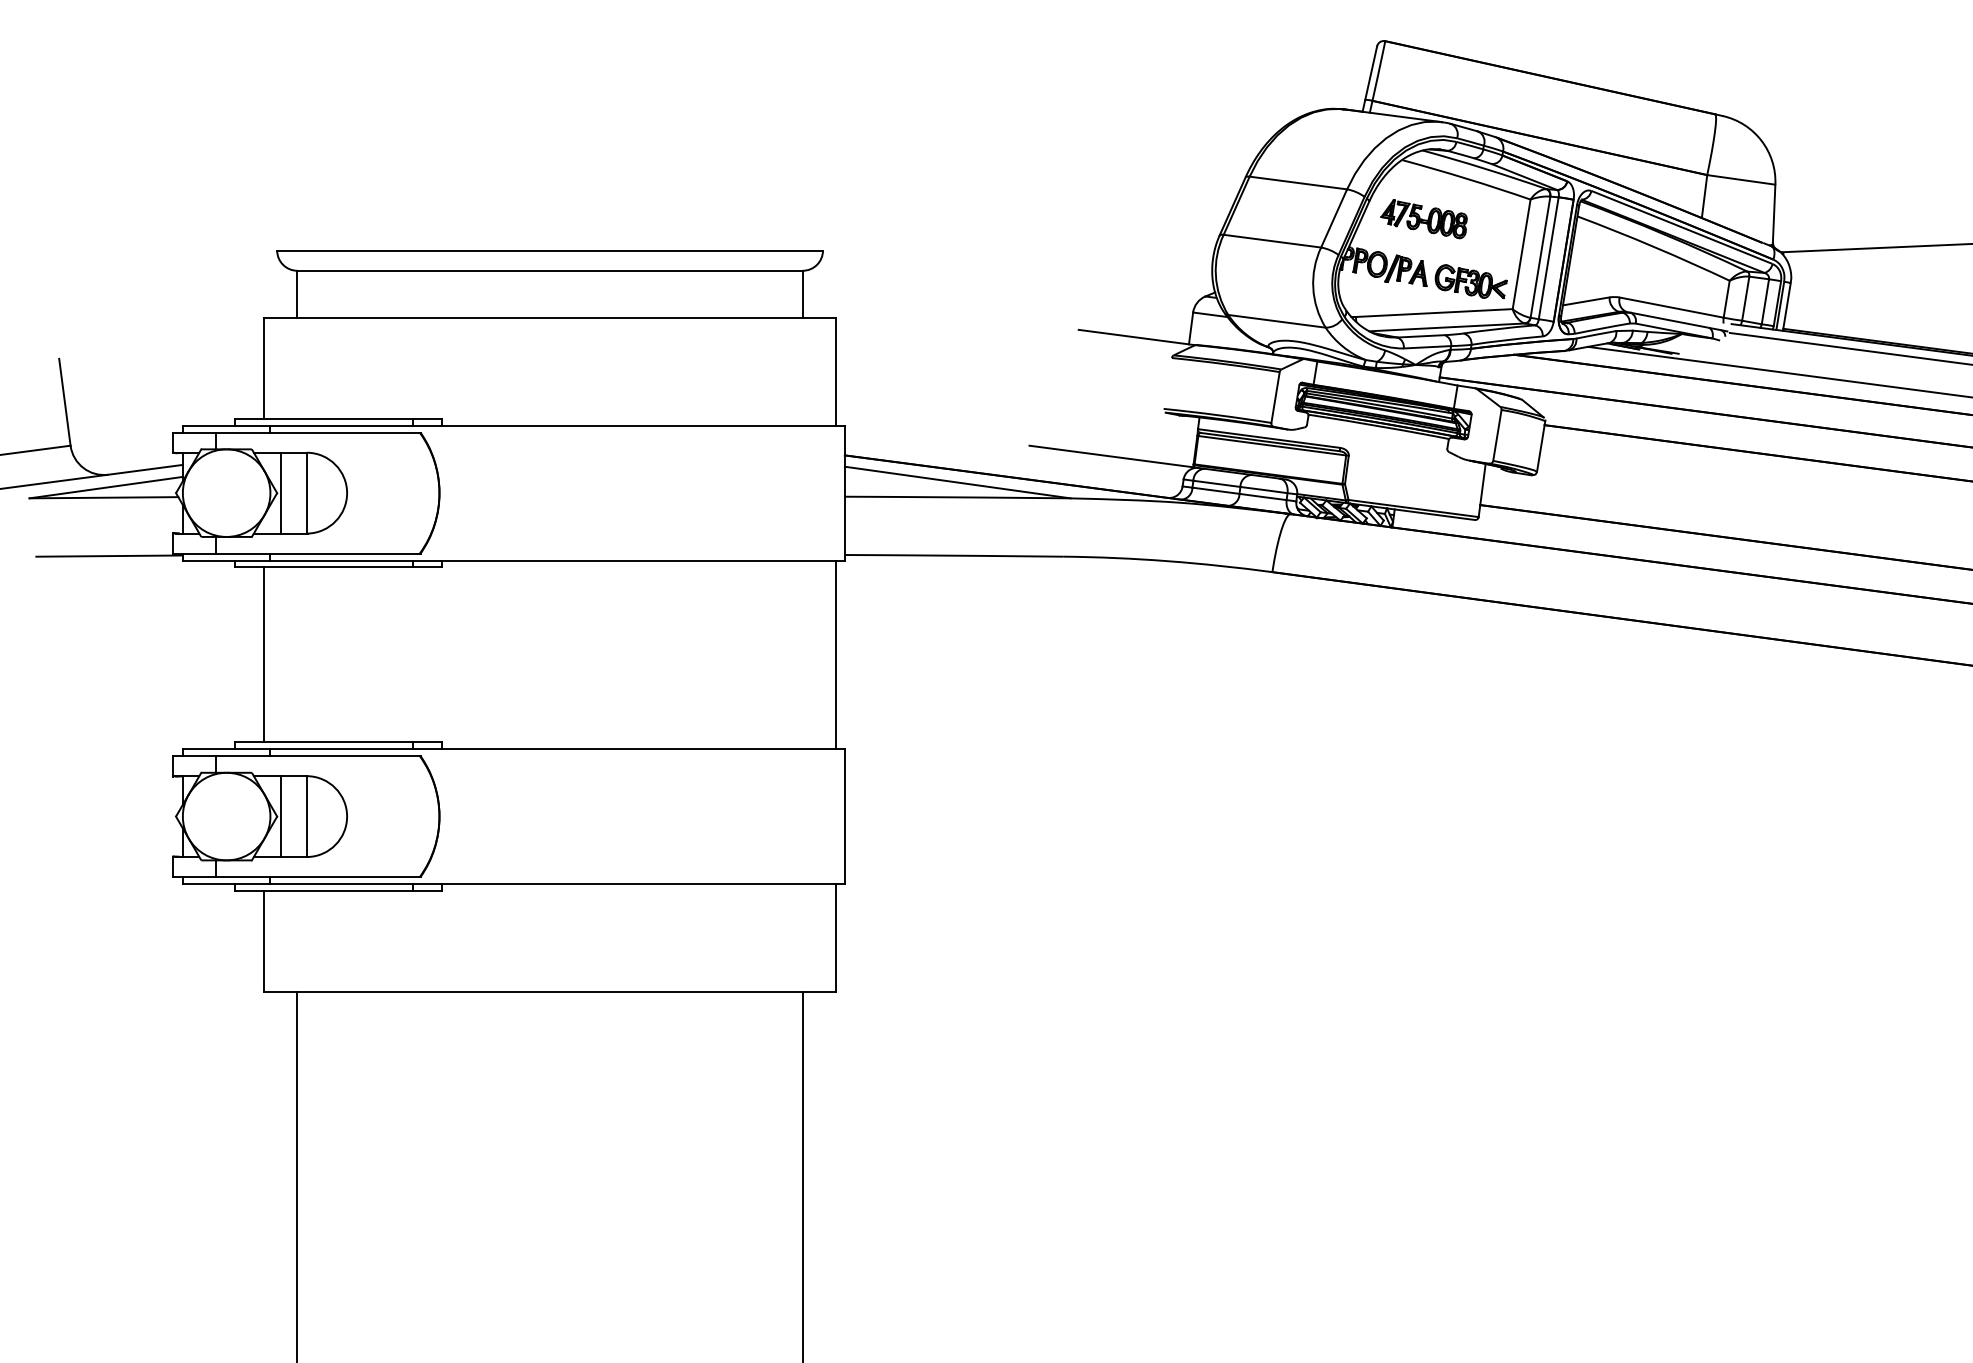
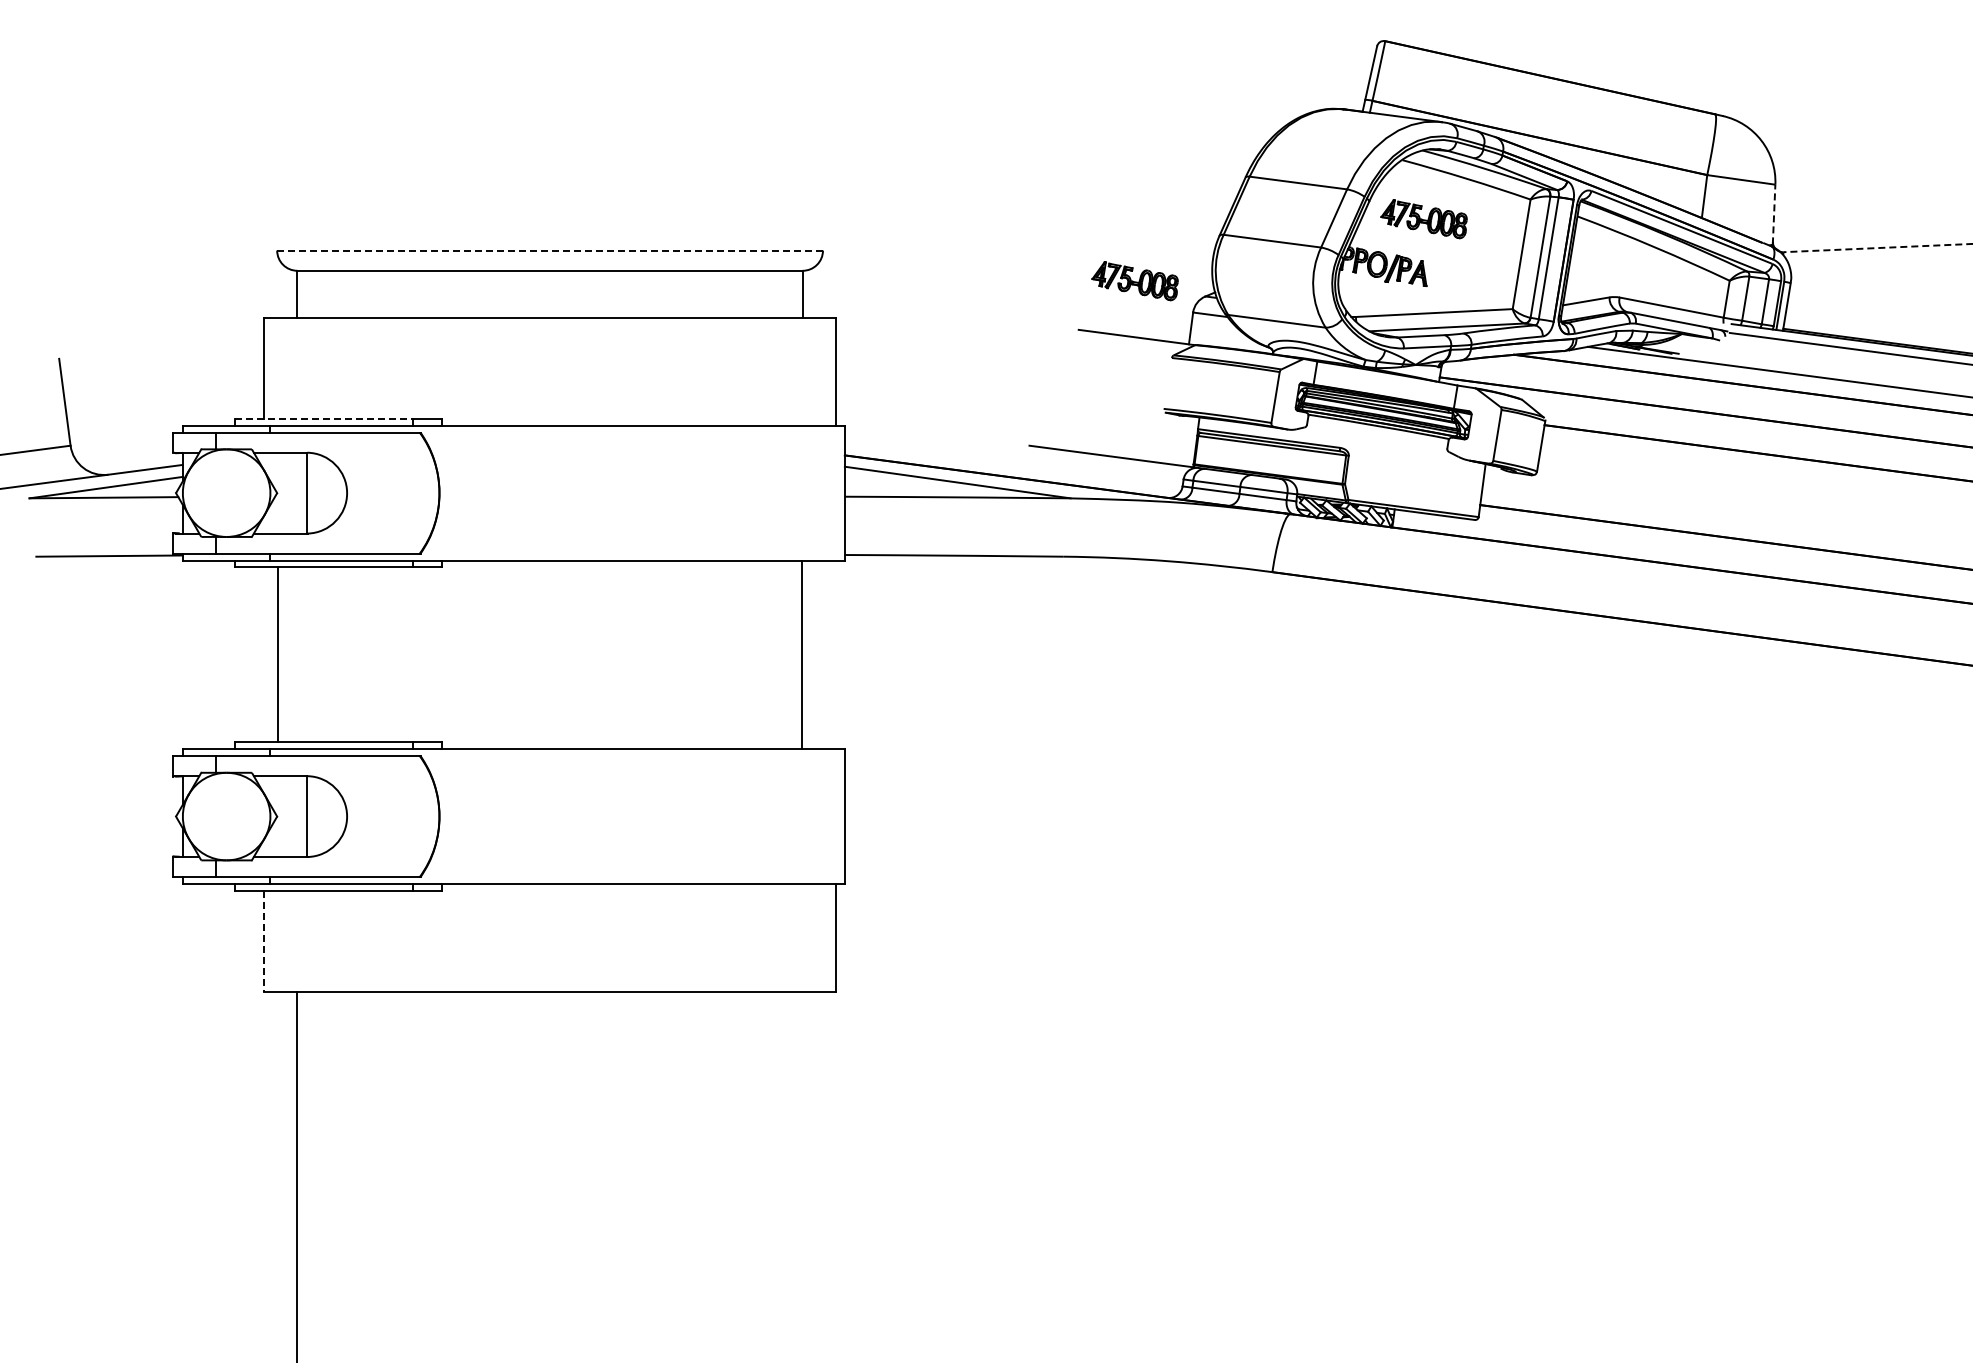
line: solid -> dashed (1774, 214)
line: solid -> dashed (1878, 248)
line: solid -> dashed (550, 250)
part: none -> present (1134, 281)
part: present -> none (1470, 281)
line: solid -> dashed (324, 419)
line: present -> none (280, 492)
line position: (263, 654) -> (277, 654) (277, 654)
line position: (836, 654) -> (802, 654) (802, 654)
line: present -> none (280, 816)
line: solid -> dashed (263, 941)
line: present -> none (802, 1175)
